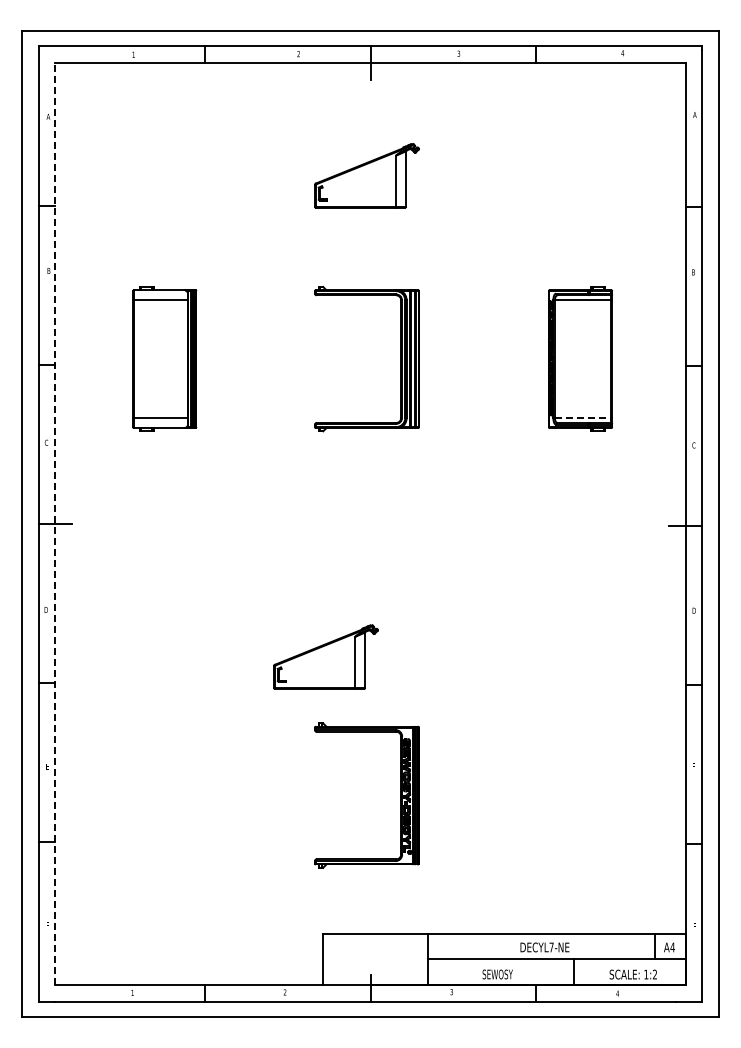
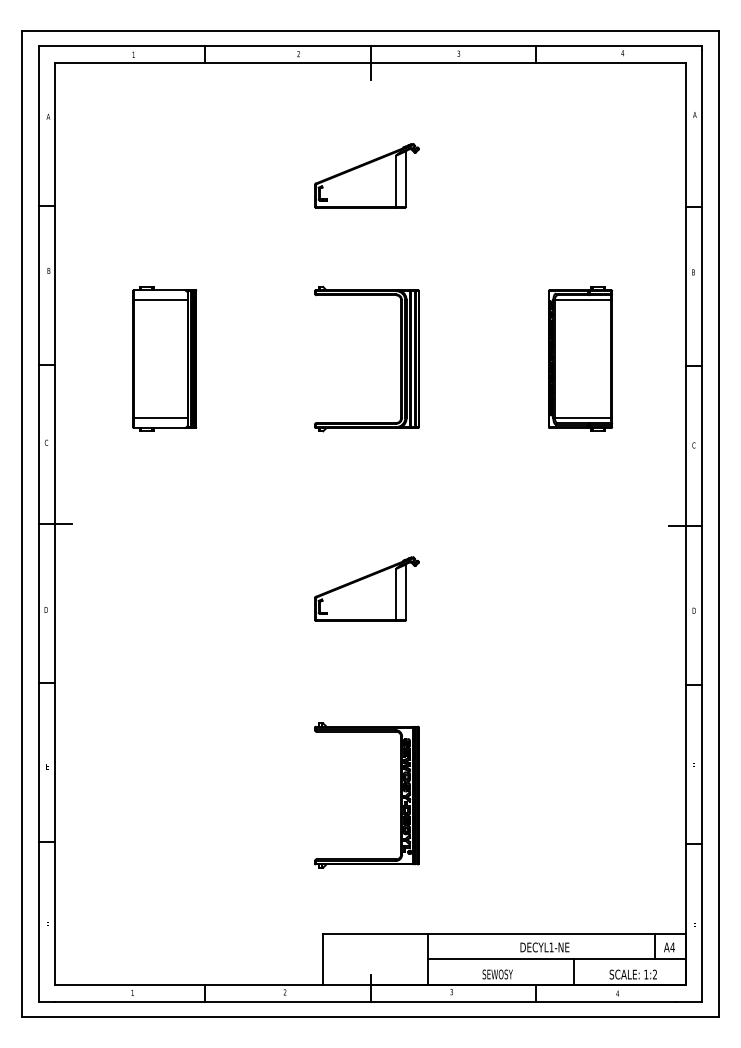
line: dashed -> solid (583, 418)
line: dashed -> solid (55, 523)
part position: (325, 656) -> (366, 588) (366, 588)
text: DECYL7-NE -> DECYL1-NE (551, 947)
